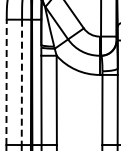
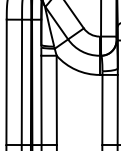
line: dashed -> solid (6, 82)
line: dashed -> solid (21, 82)
